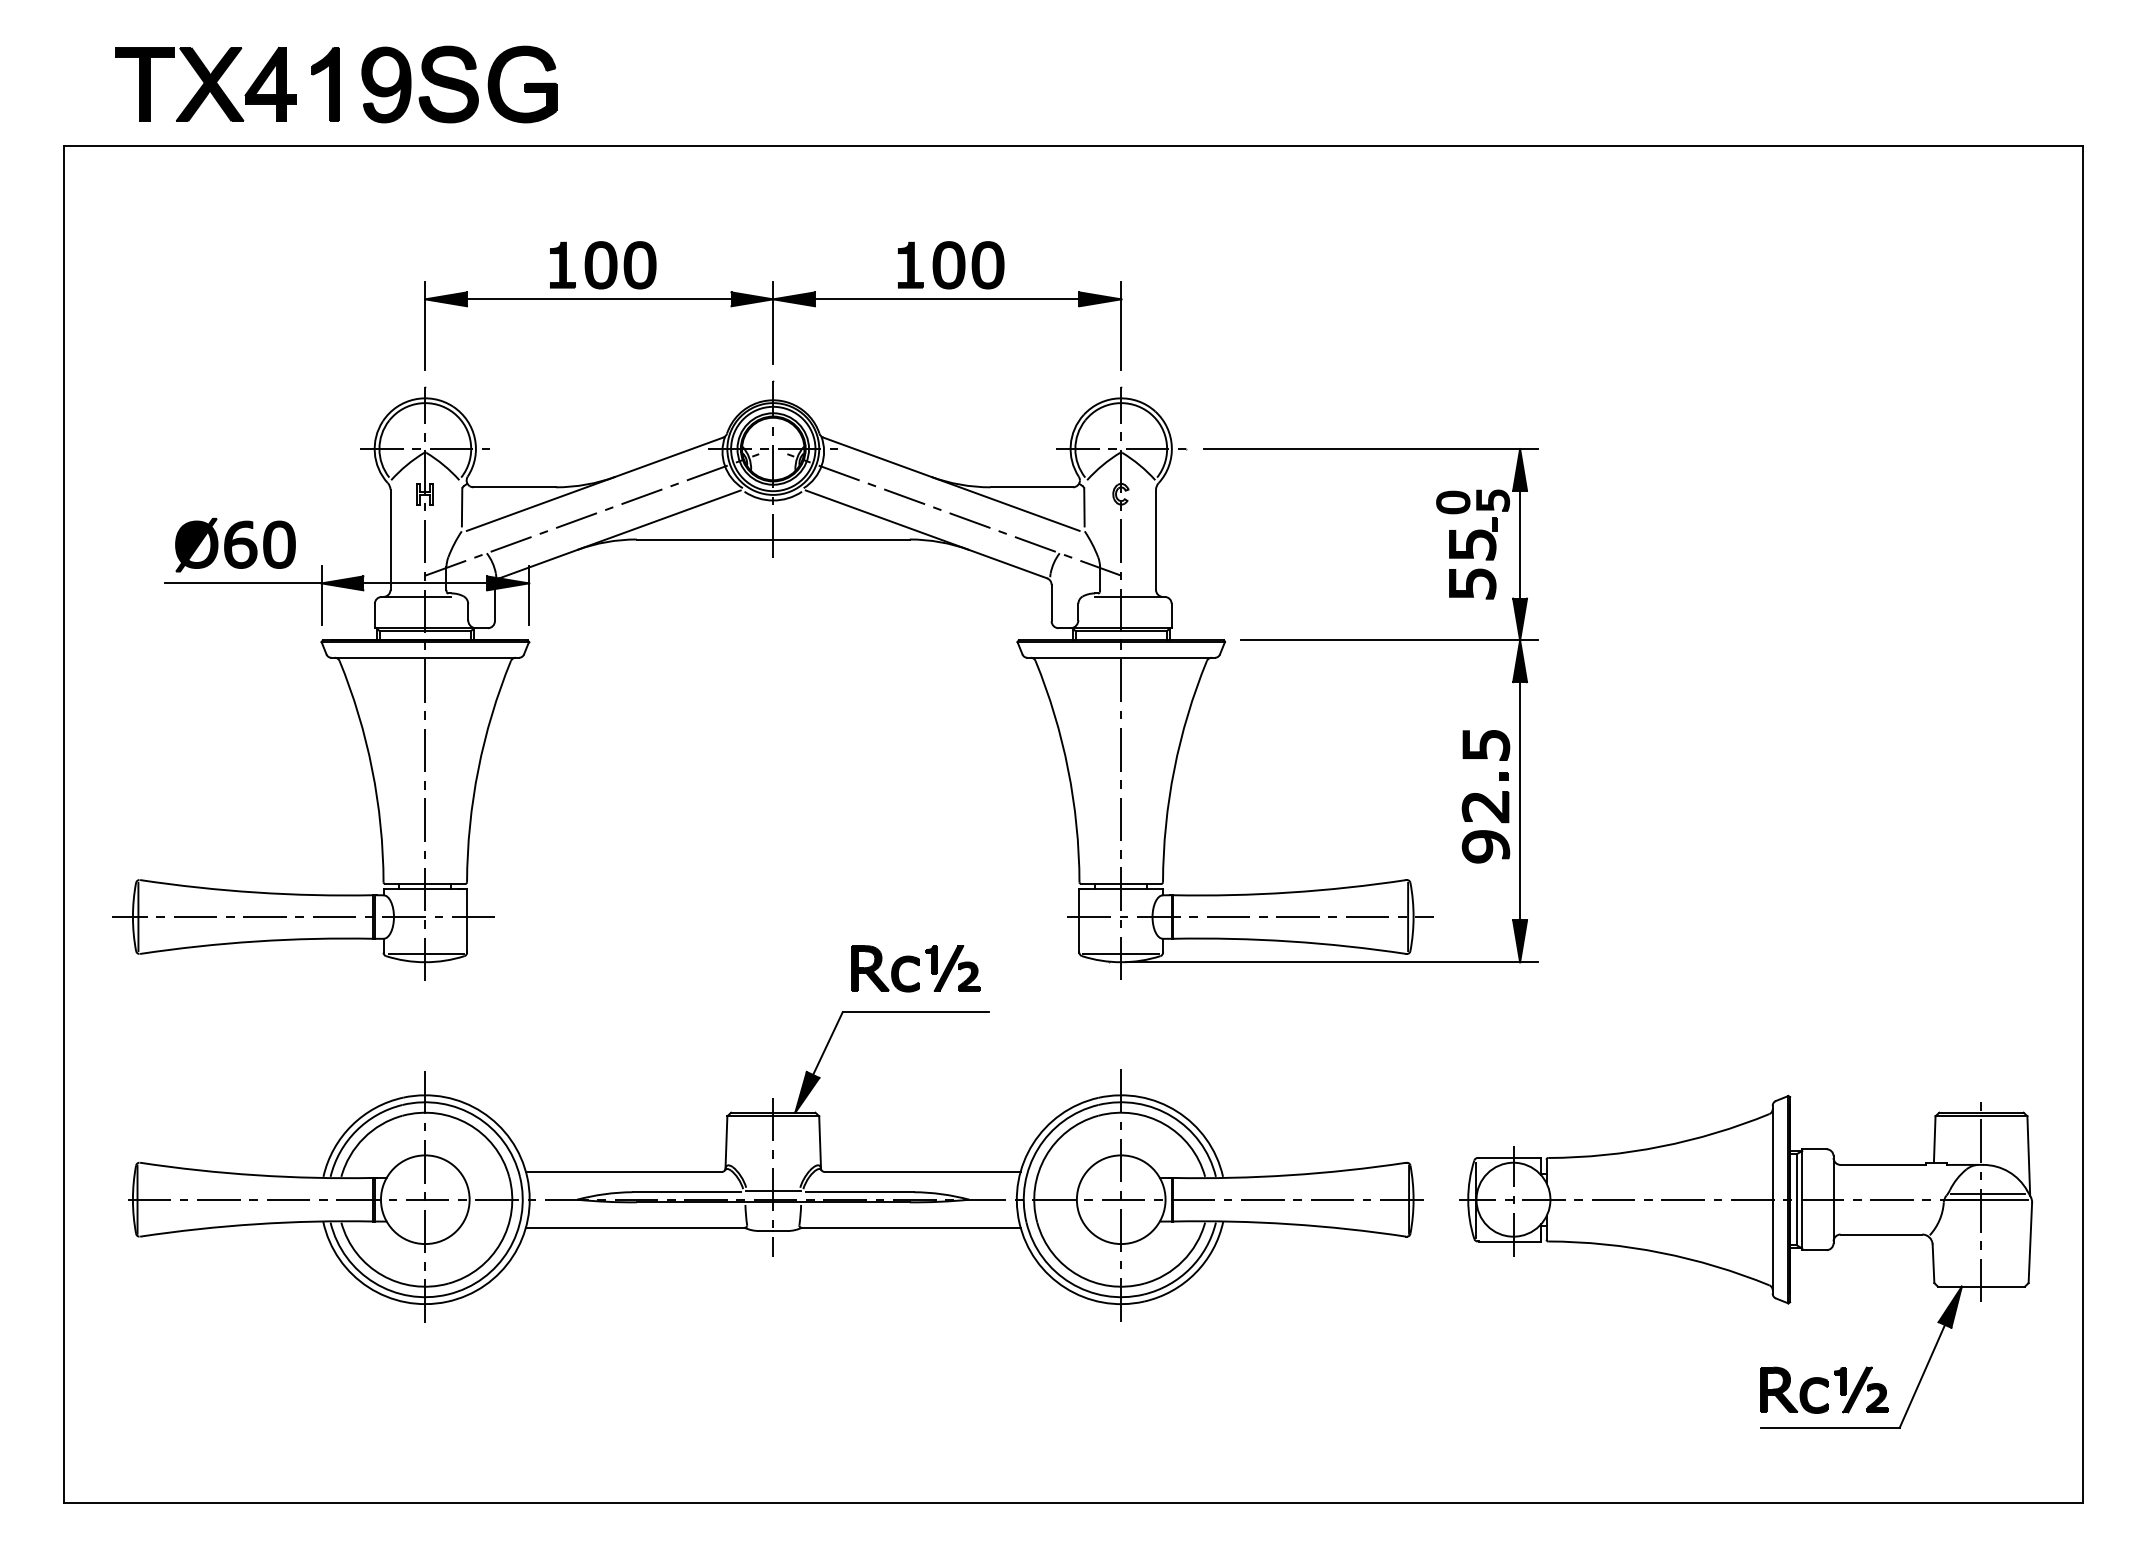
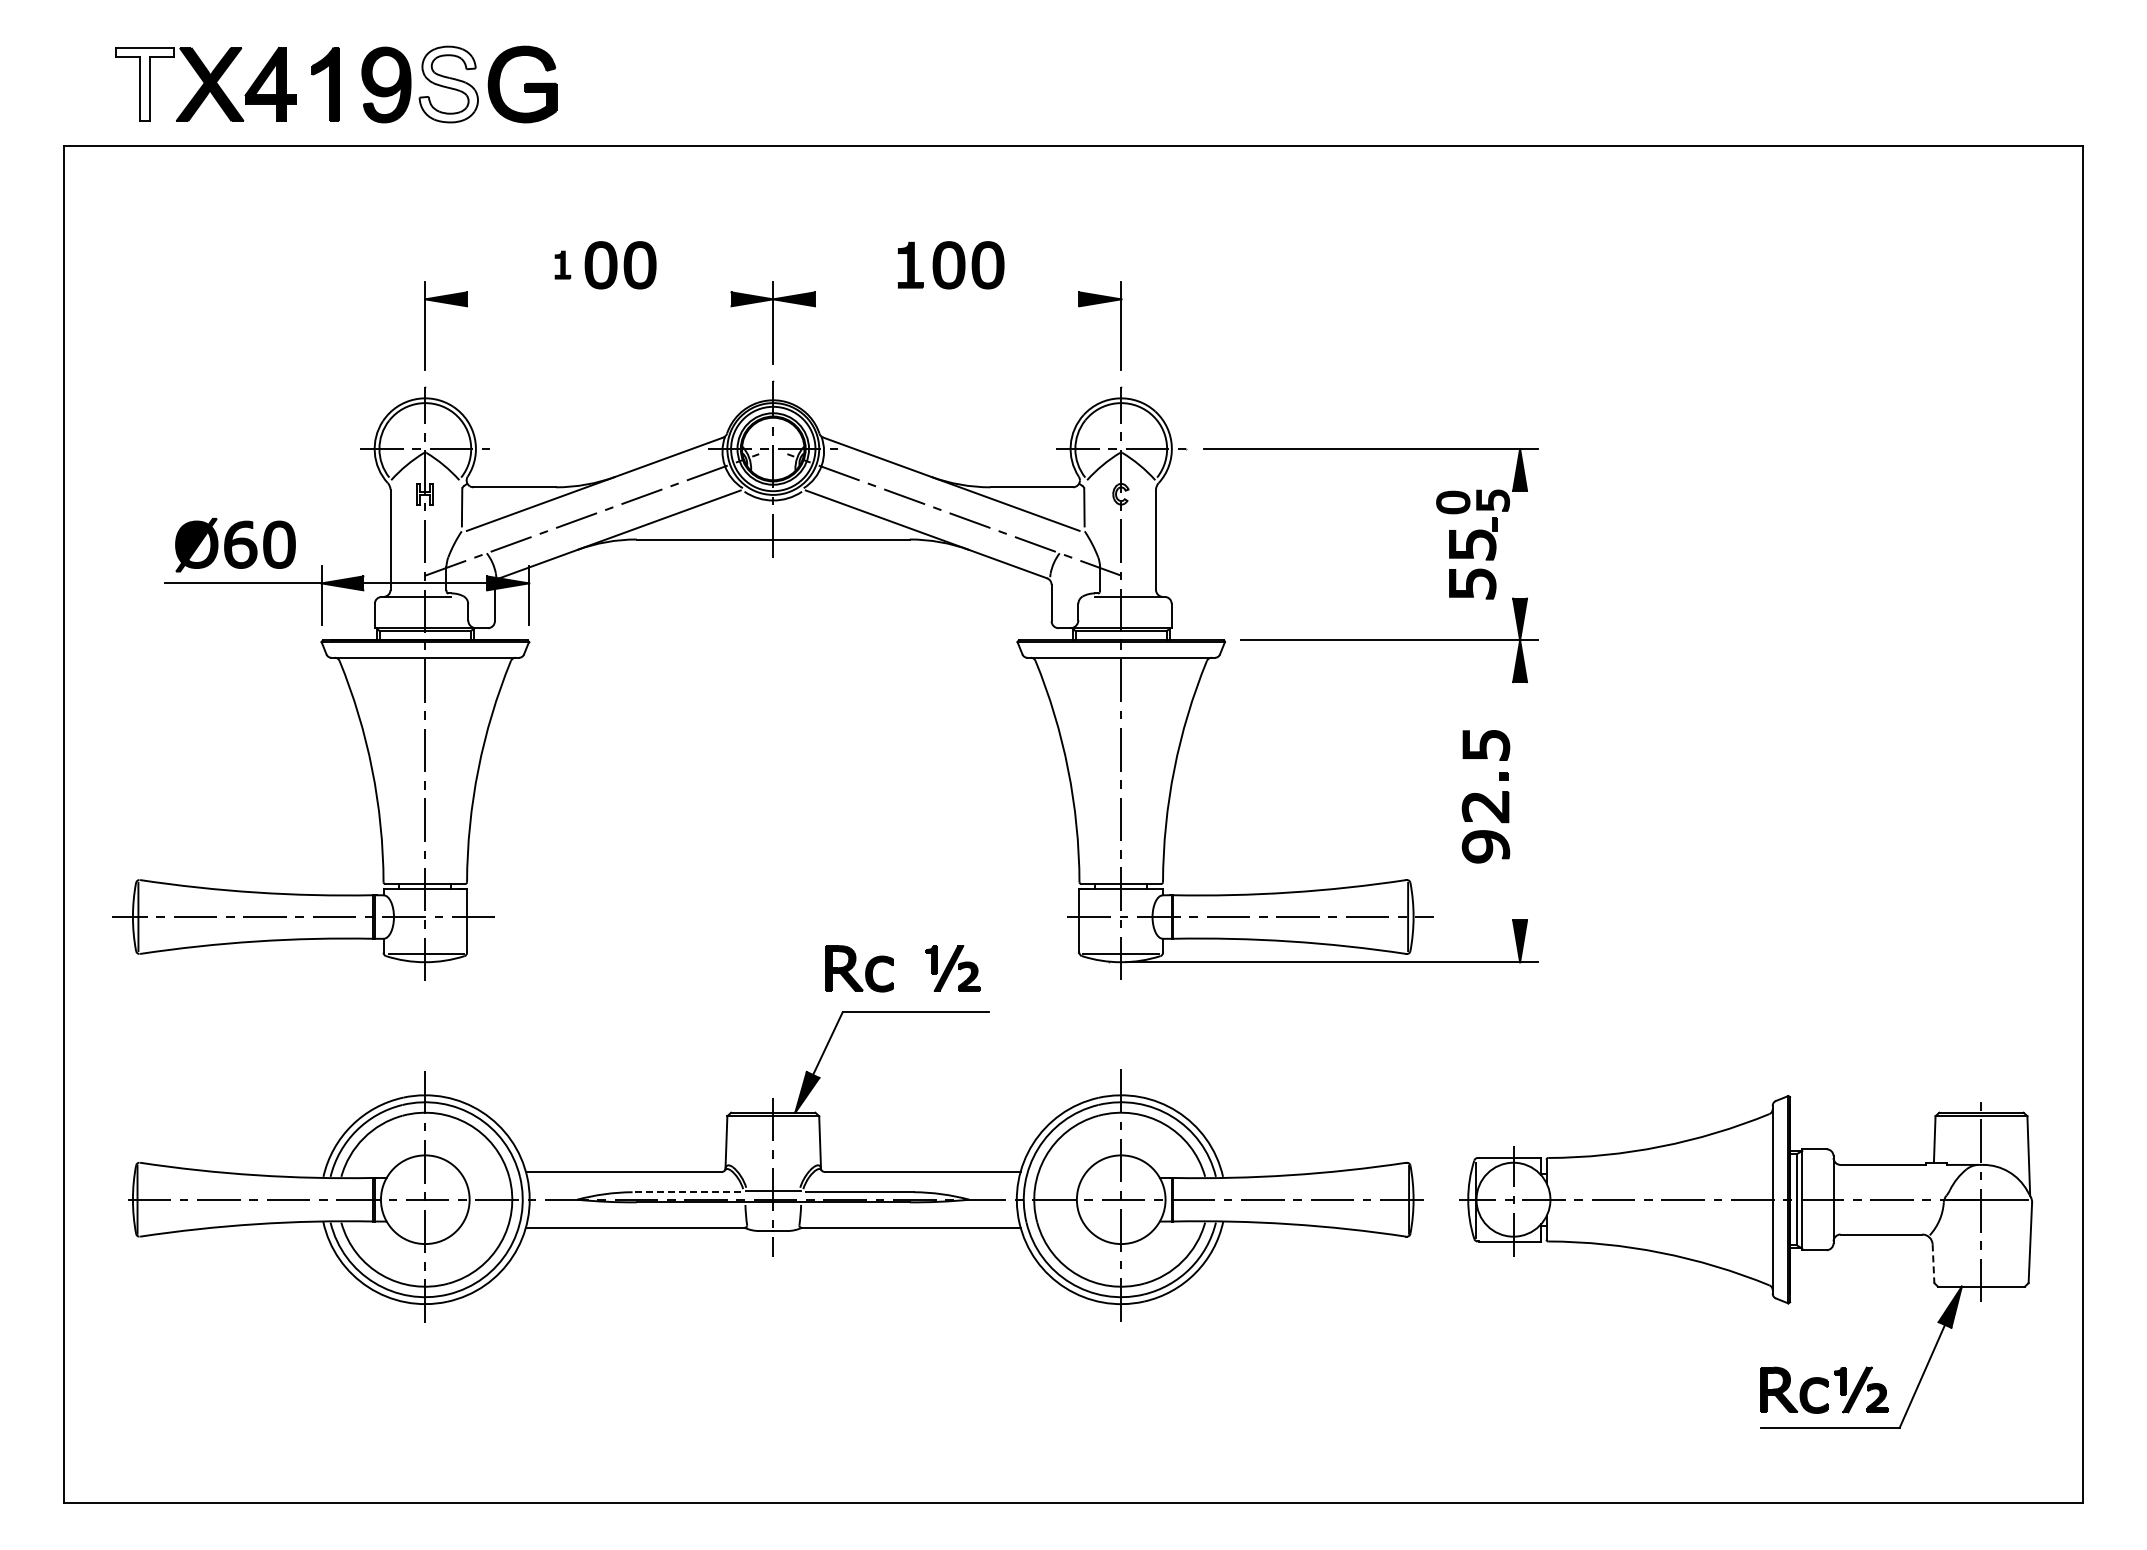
fill: present -> none (144, 84)
fill: present -> none (448, 84)
part size: 26x48 px -> 18x30 px (562, 264)
line: present -> none (599, 299)
line: present -> none (947, 299)
line: present -> none (1520, 544)
line: present -> none (1520, 801)
part position: (885, 968) -> (859, 968) (859, 968)
line: solid -> dashed (686, 1192)
line: present -> none (1988, 1194)
line: solid -> dashed (1933, 1264)
